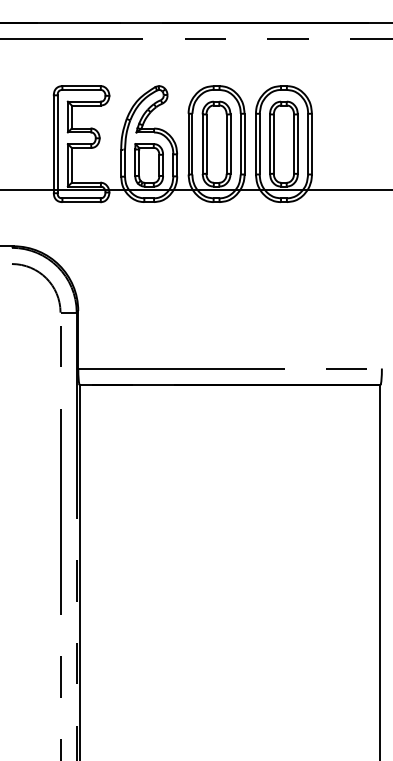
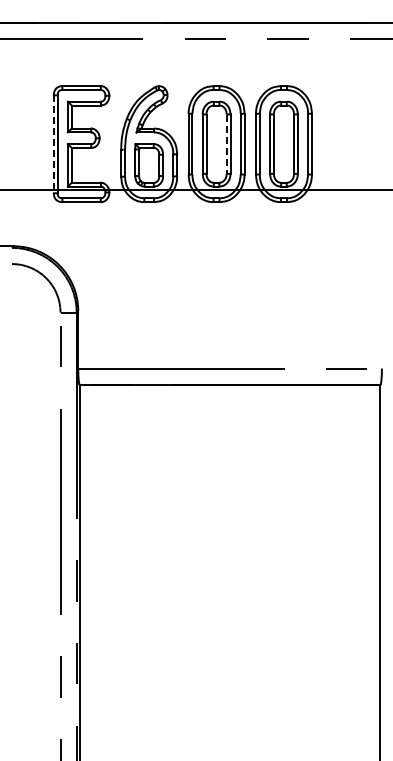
line: solid -> dashed (53, 144)
line: solid -> dashed (226, 144)
